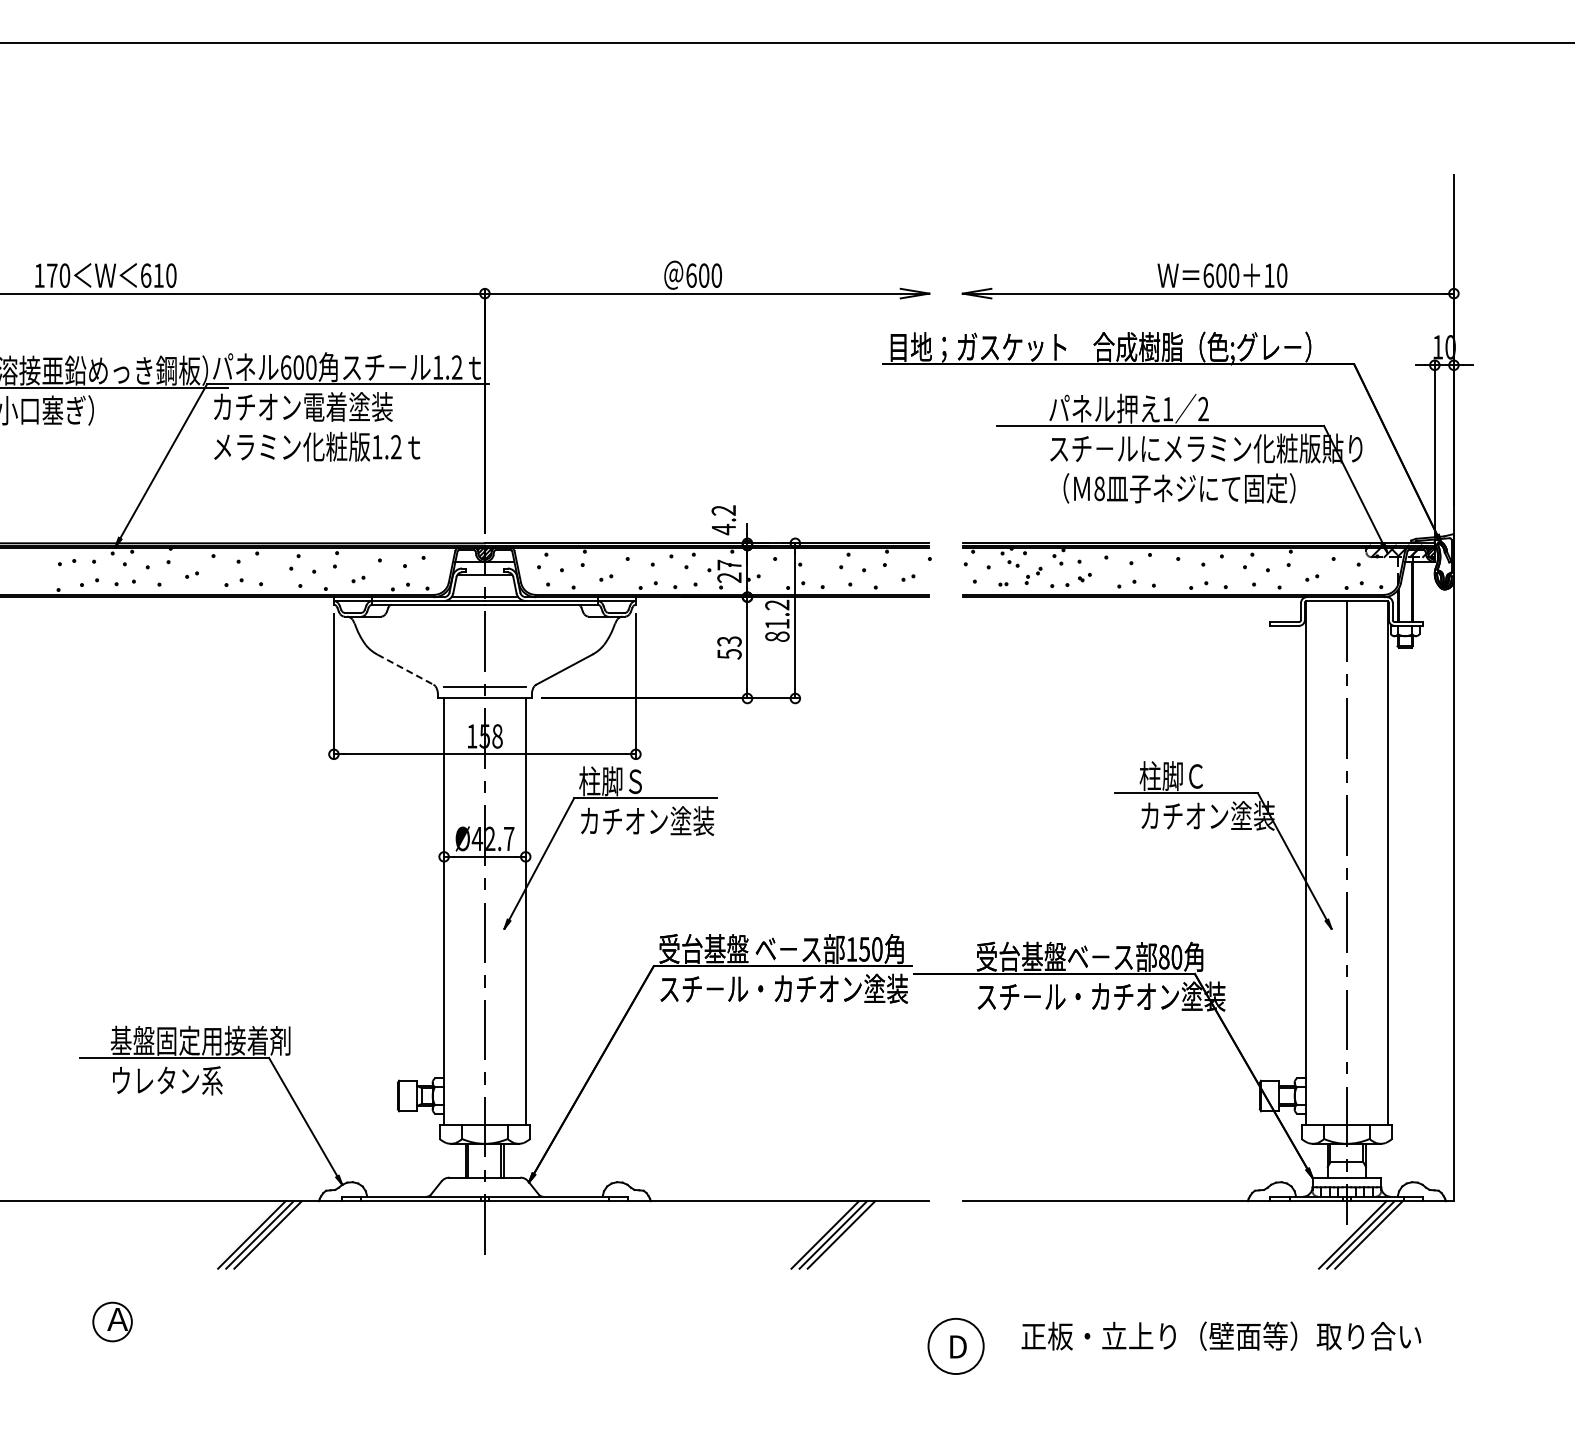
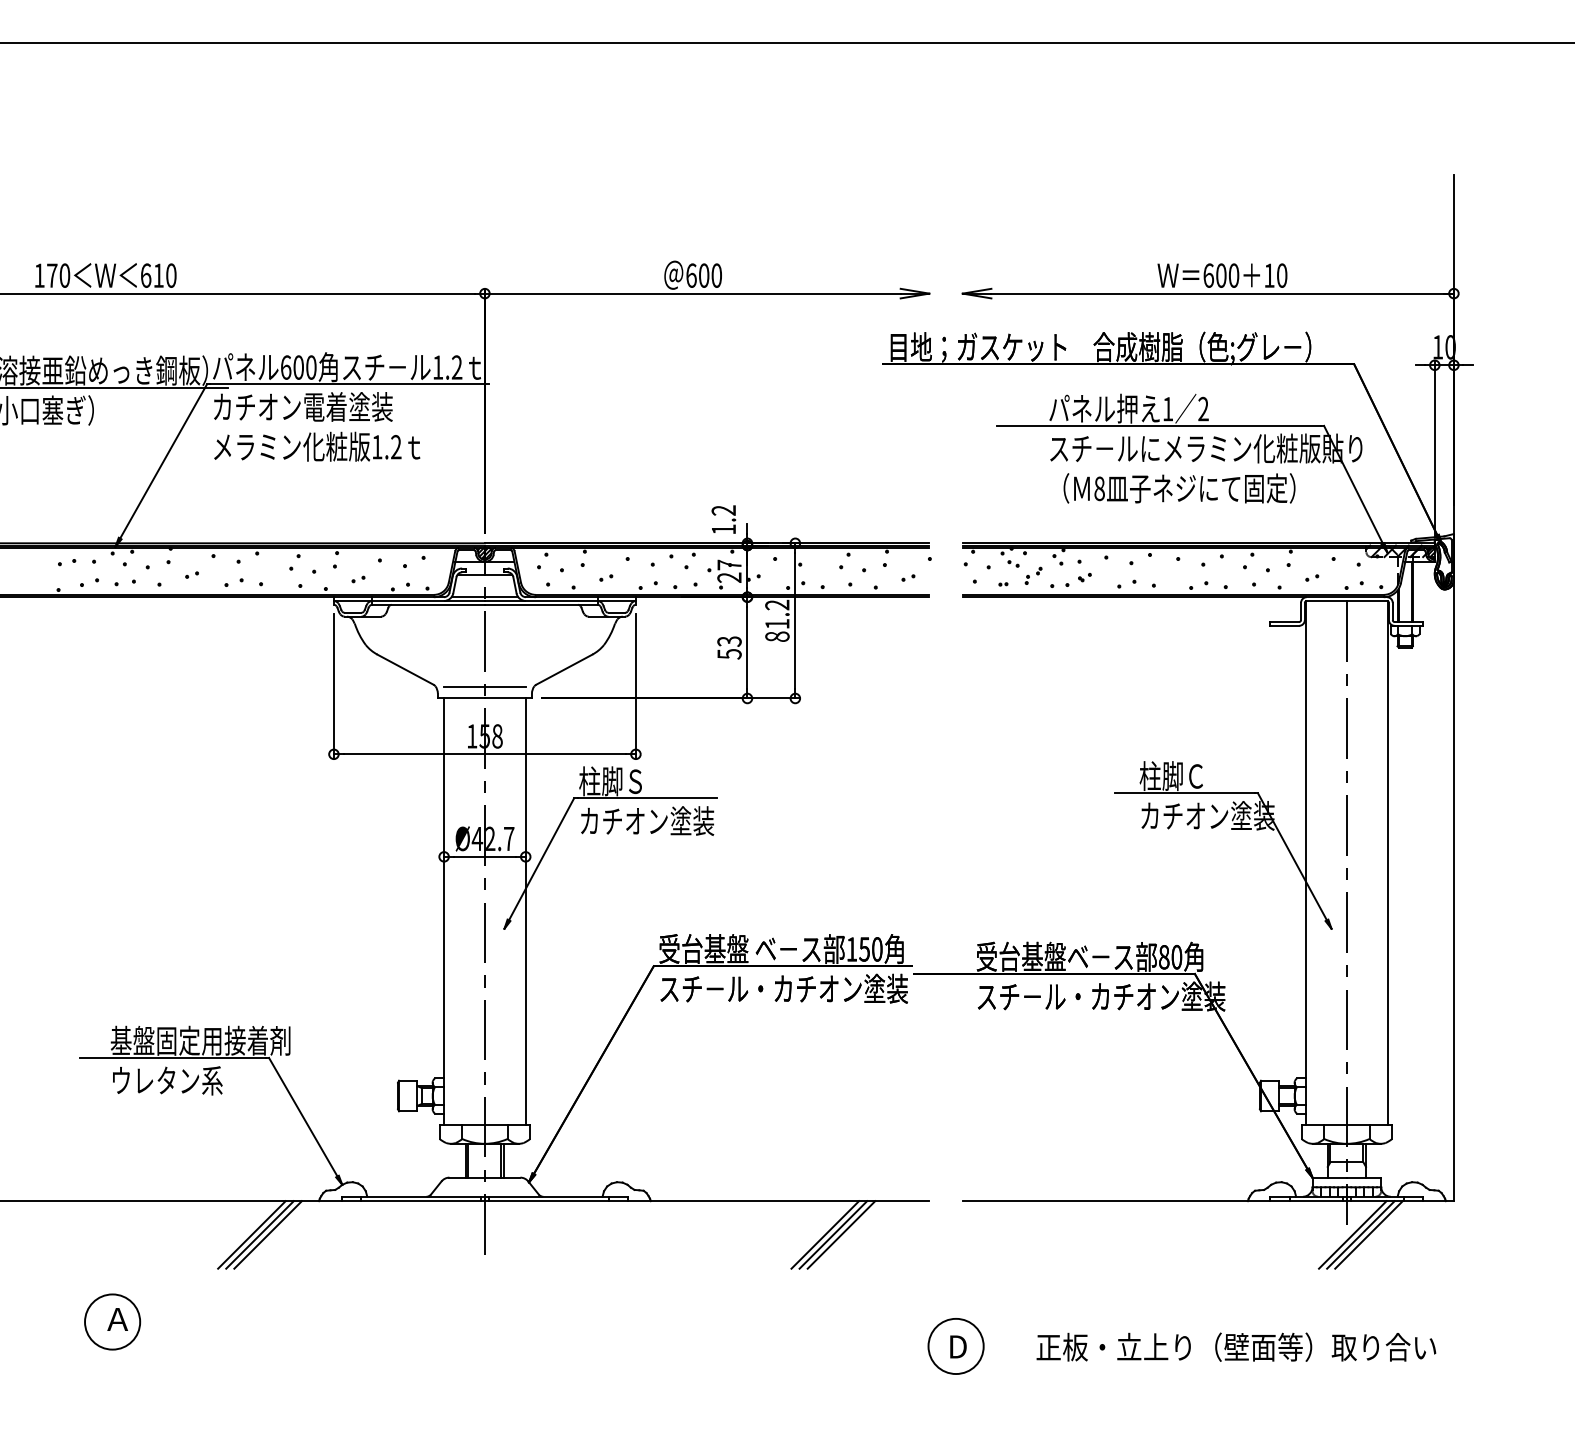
text: 4.2 -> 1.2 (723, 529)
line: dashed -> solid (405, 669)
circle diameter: 39 px -> 55 px (112, 1321)
text position: (1221, 1335) -> (1236, 1346) (1236, 1346)
